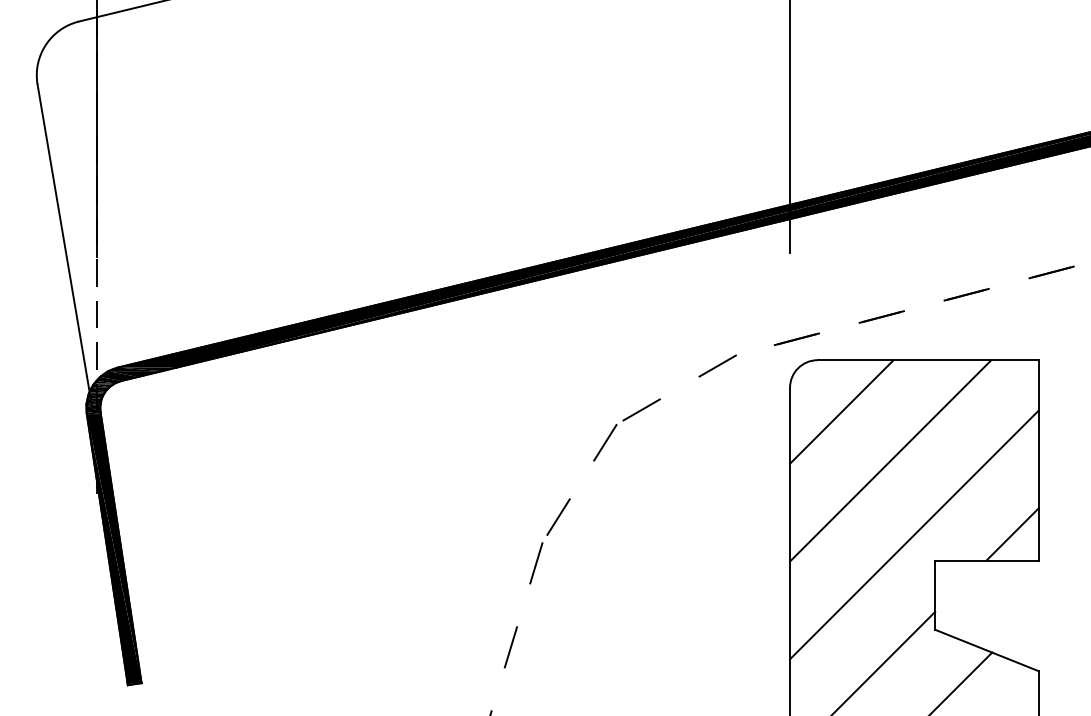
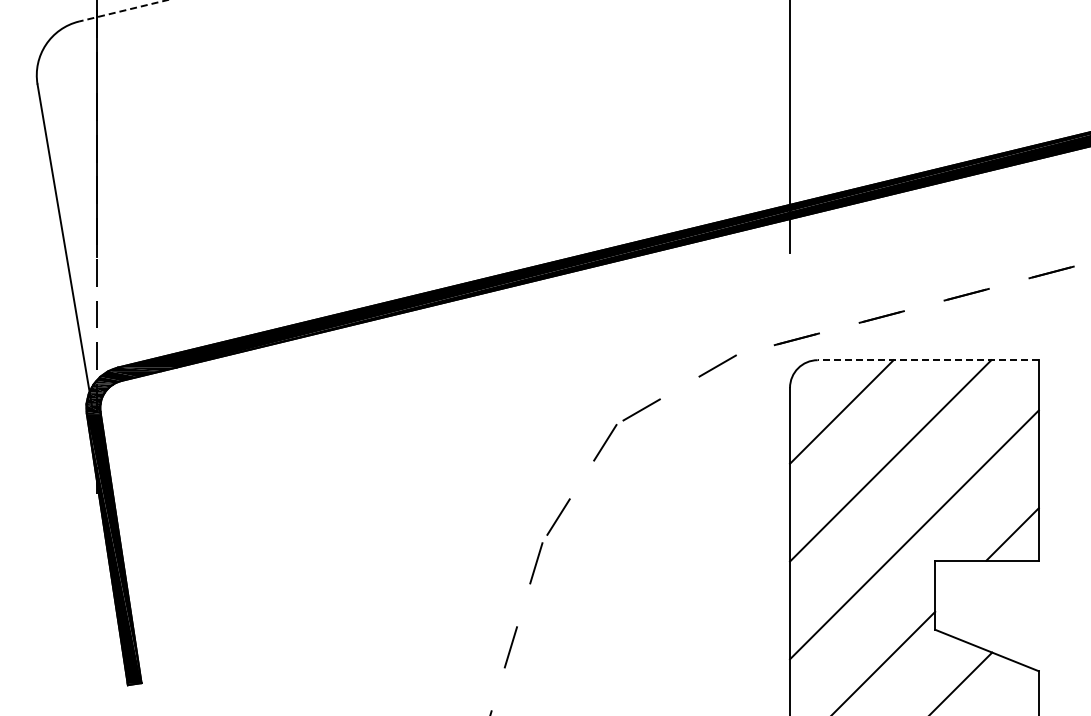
line: solid -> dashed (122, 10)
line: solid -> dashed (928, 360)
